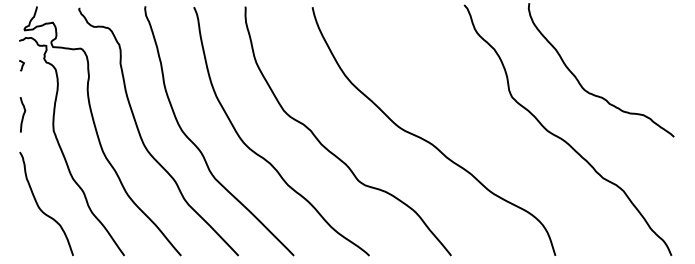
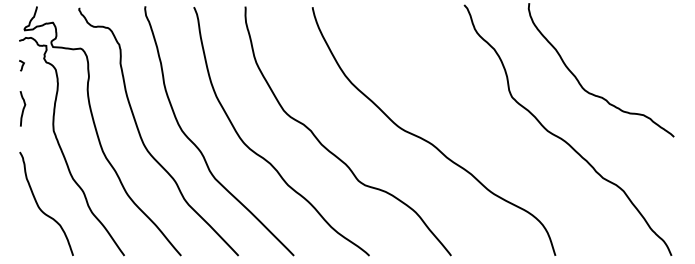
curve position: (22, 114) -> (22, 108) (22, 108)
